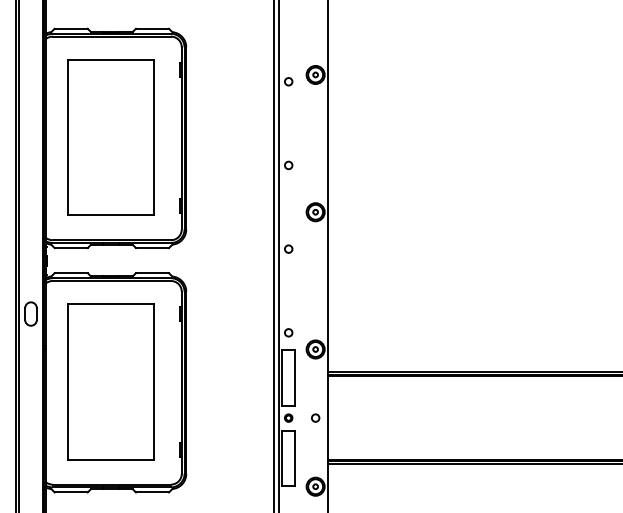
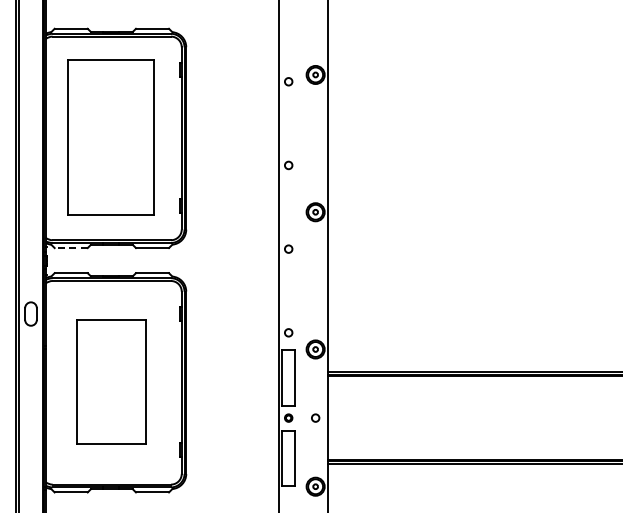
line: solid -> dashed (71, 248)
line: present -> none (273, 255)
part size: 88x158 px -> 71x126 px (111, 381)
